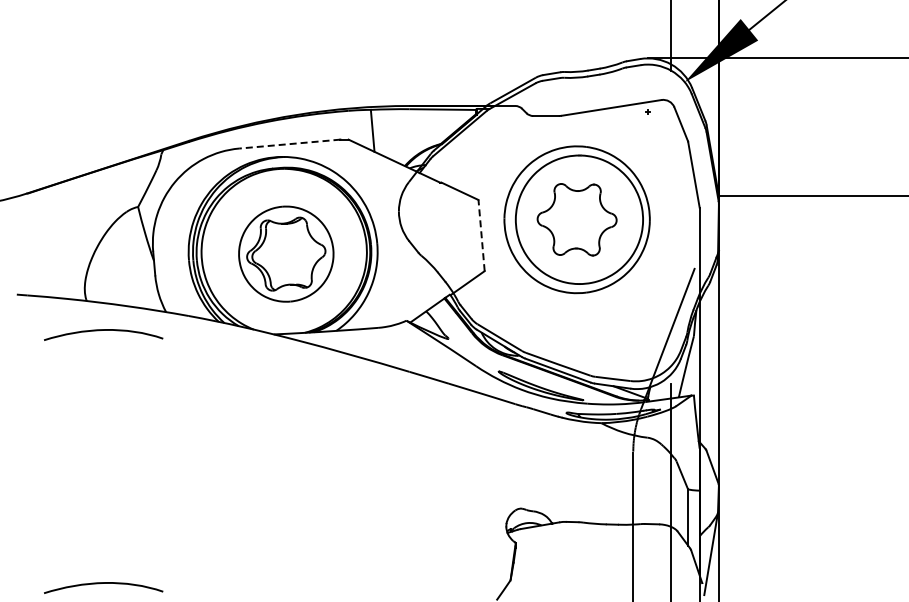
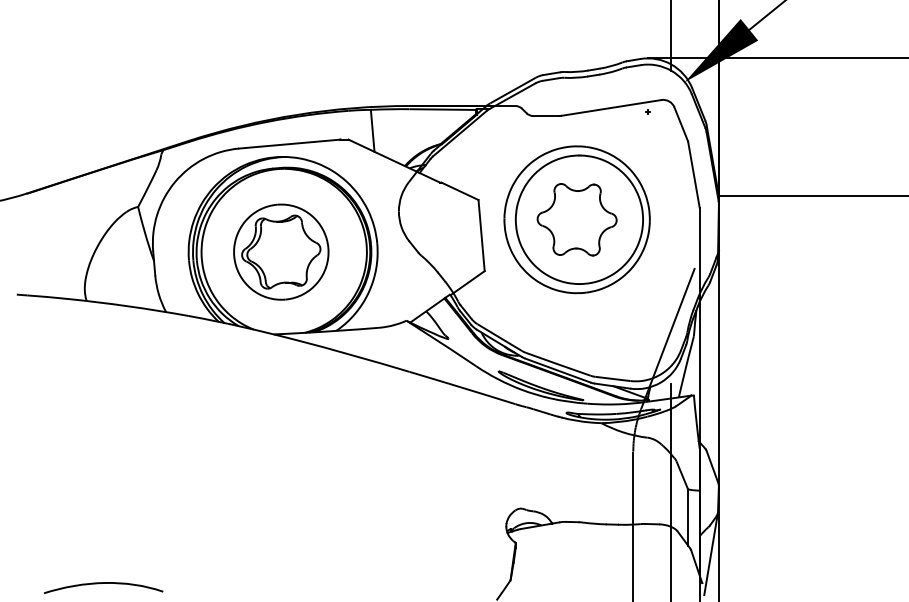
line: dashed -> solid (289, 144)
line: dashed -> solid (481, 235)
part position: (286, 253) -> (281, 251) (281, 251)
curve: present -> none (103, 330)
